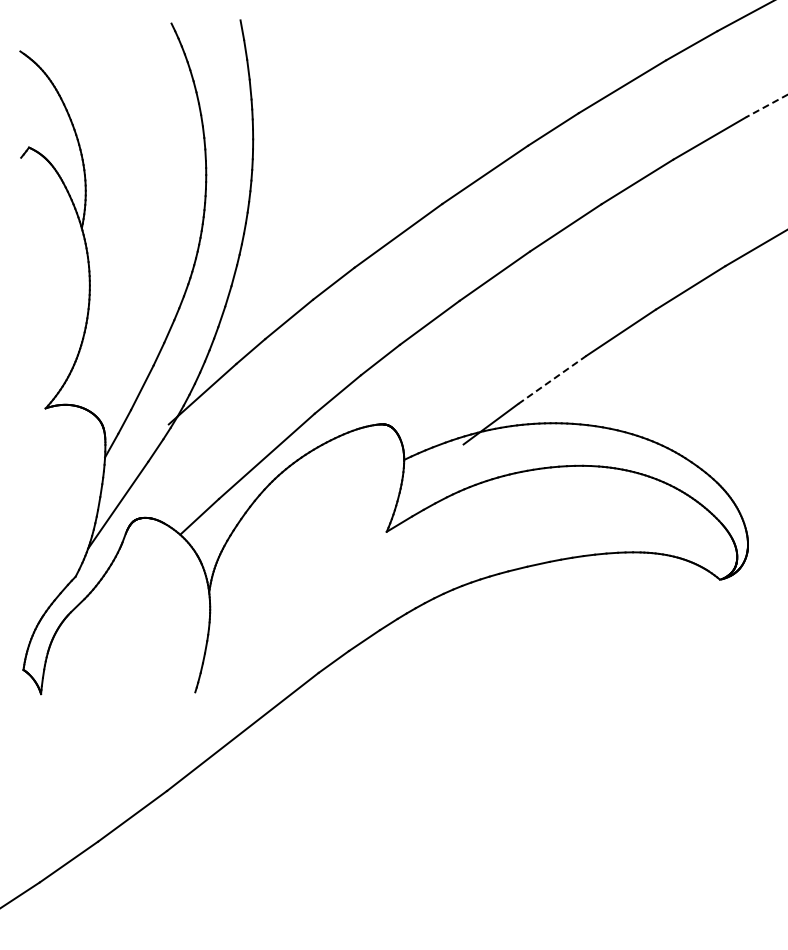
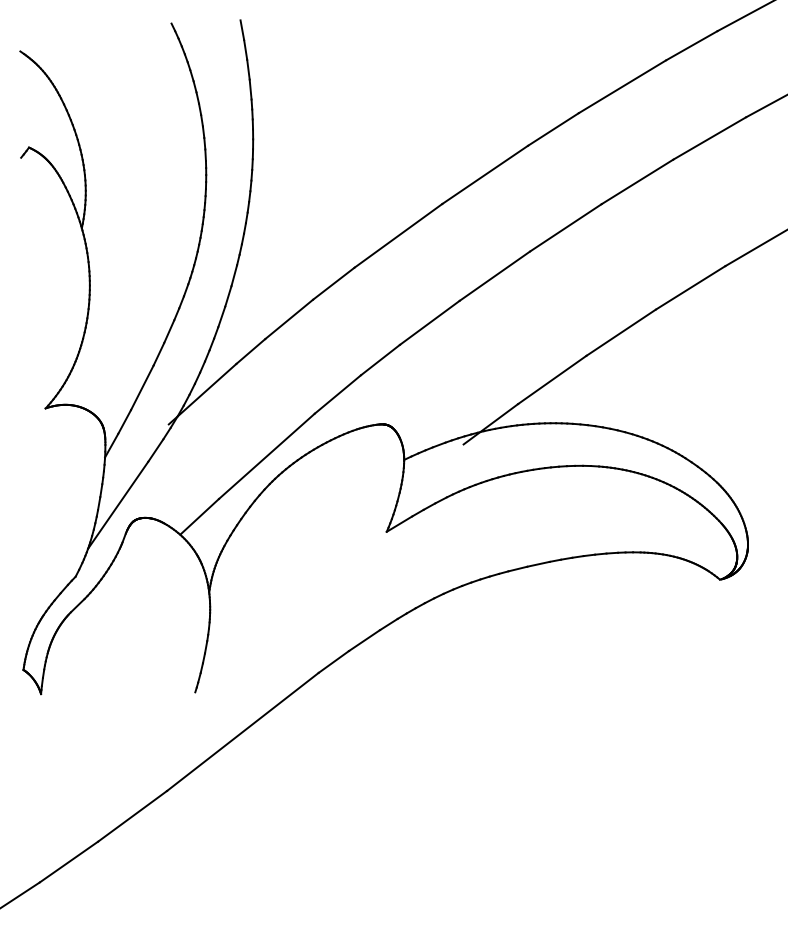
line: dashed -> solid (766, 106)
line: dashed -> solid (552, 379)
